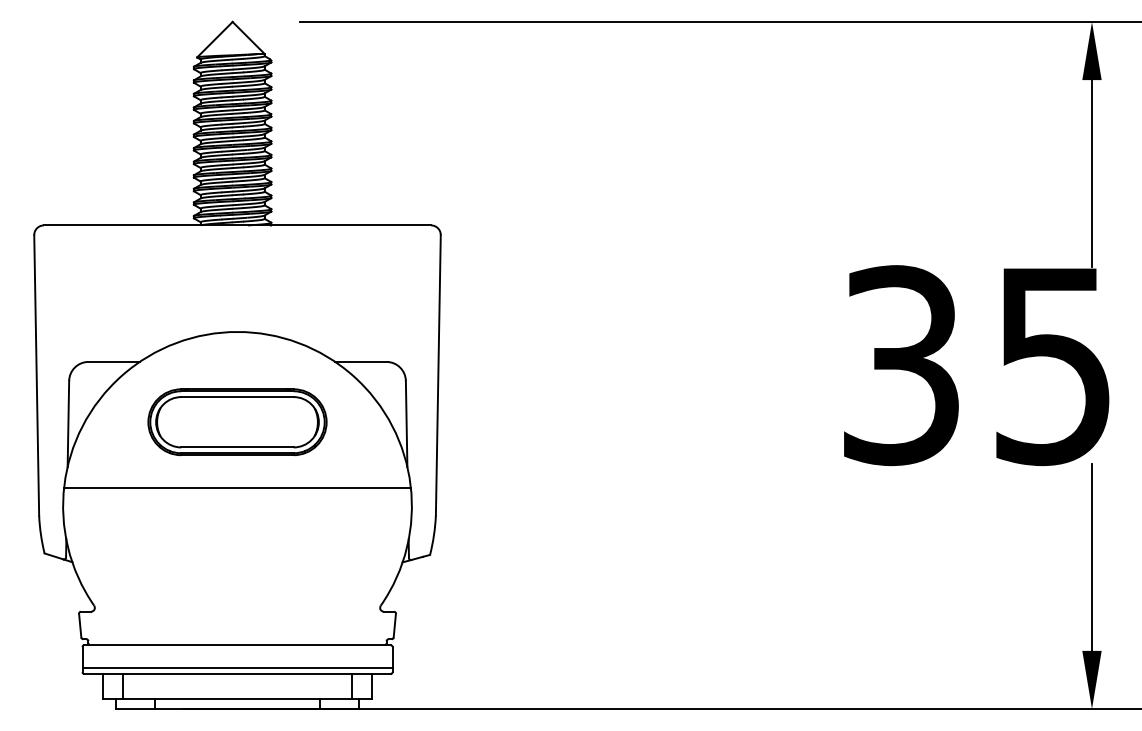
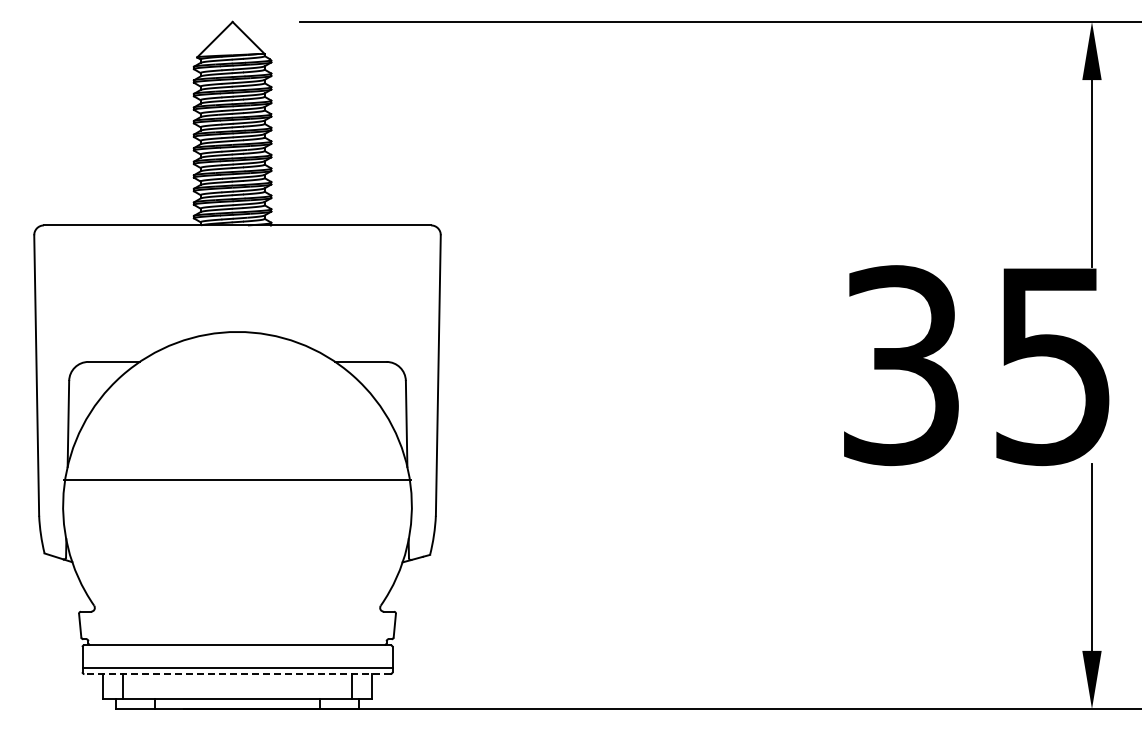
part: present -> none (237, 422)
line position: (237, 488) -> (237, 480) (237, 480)
line: solid -> dashed (237, 674)
